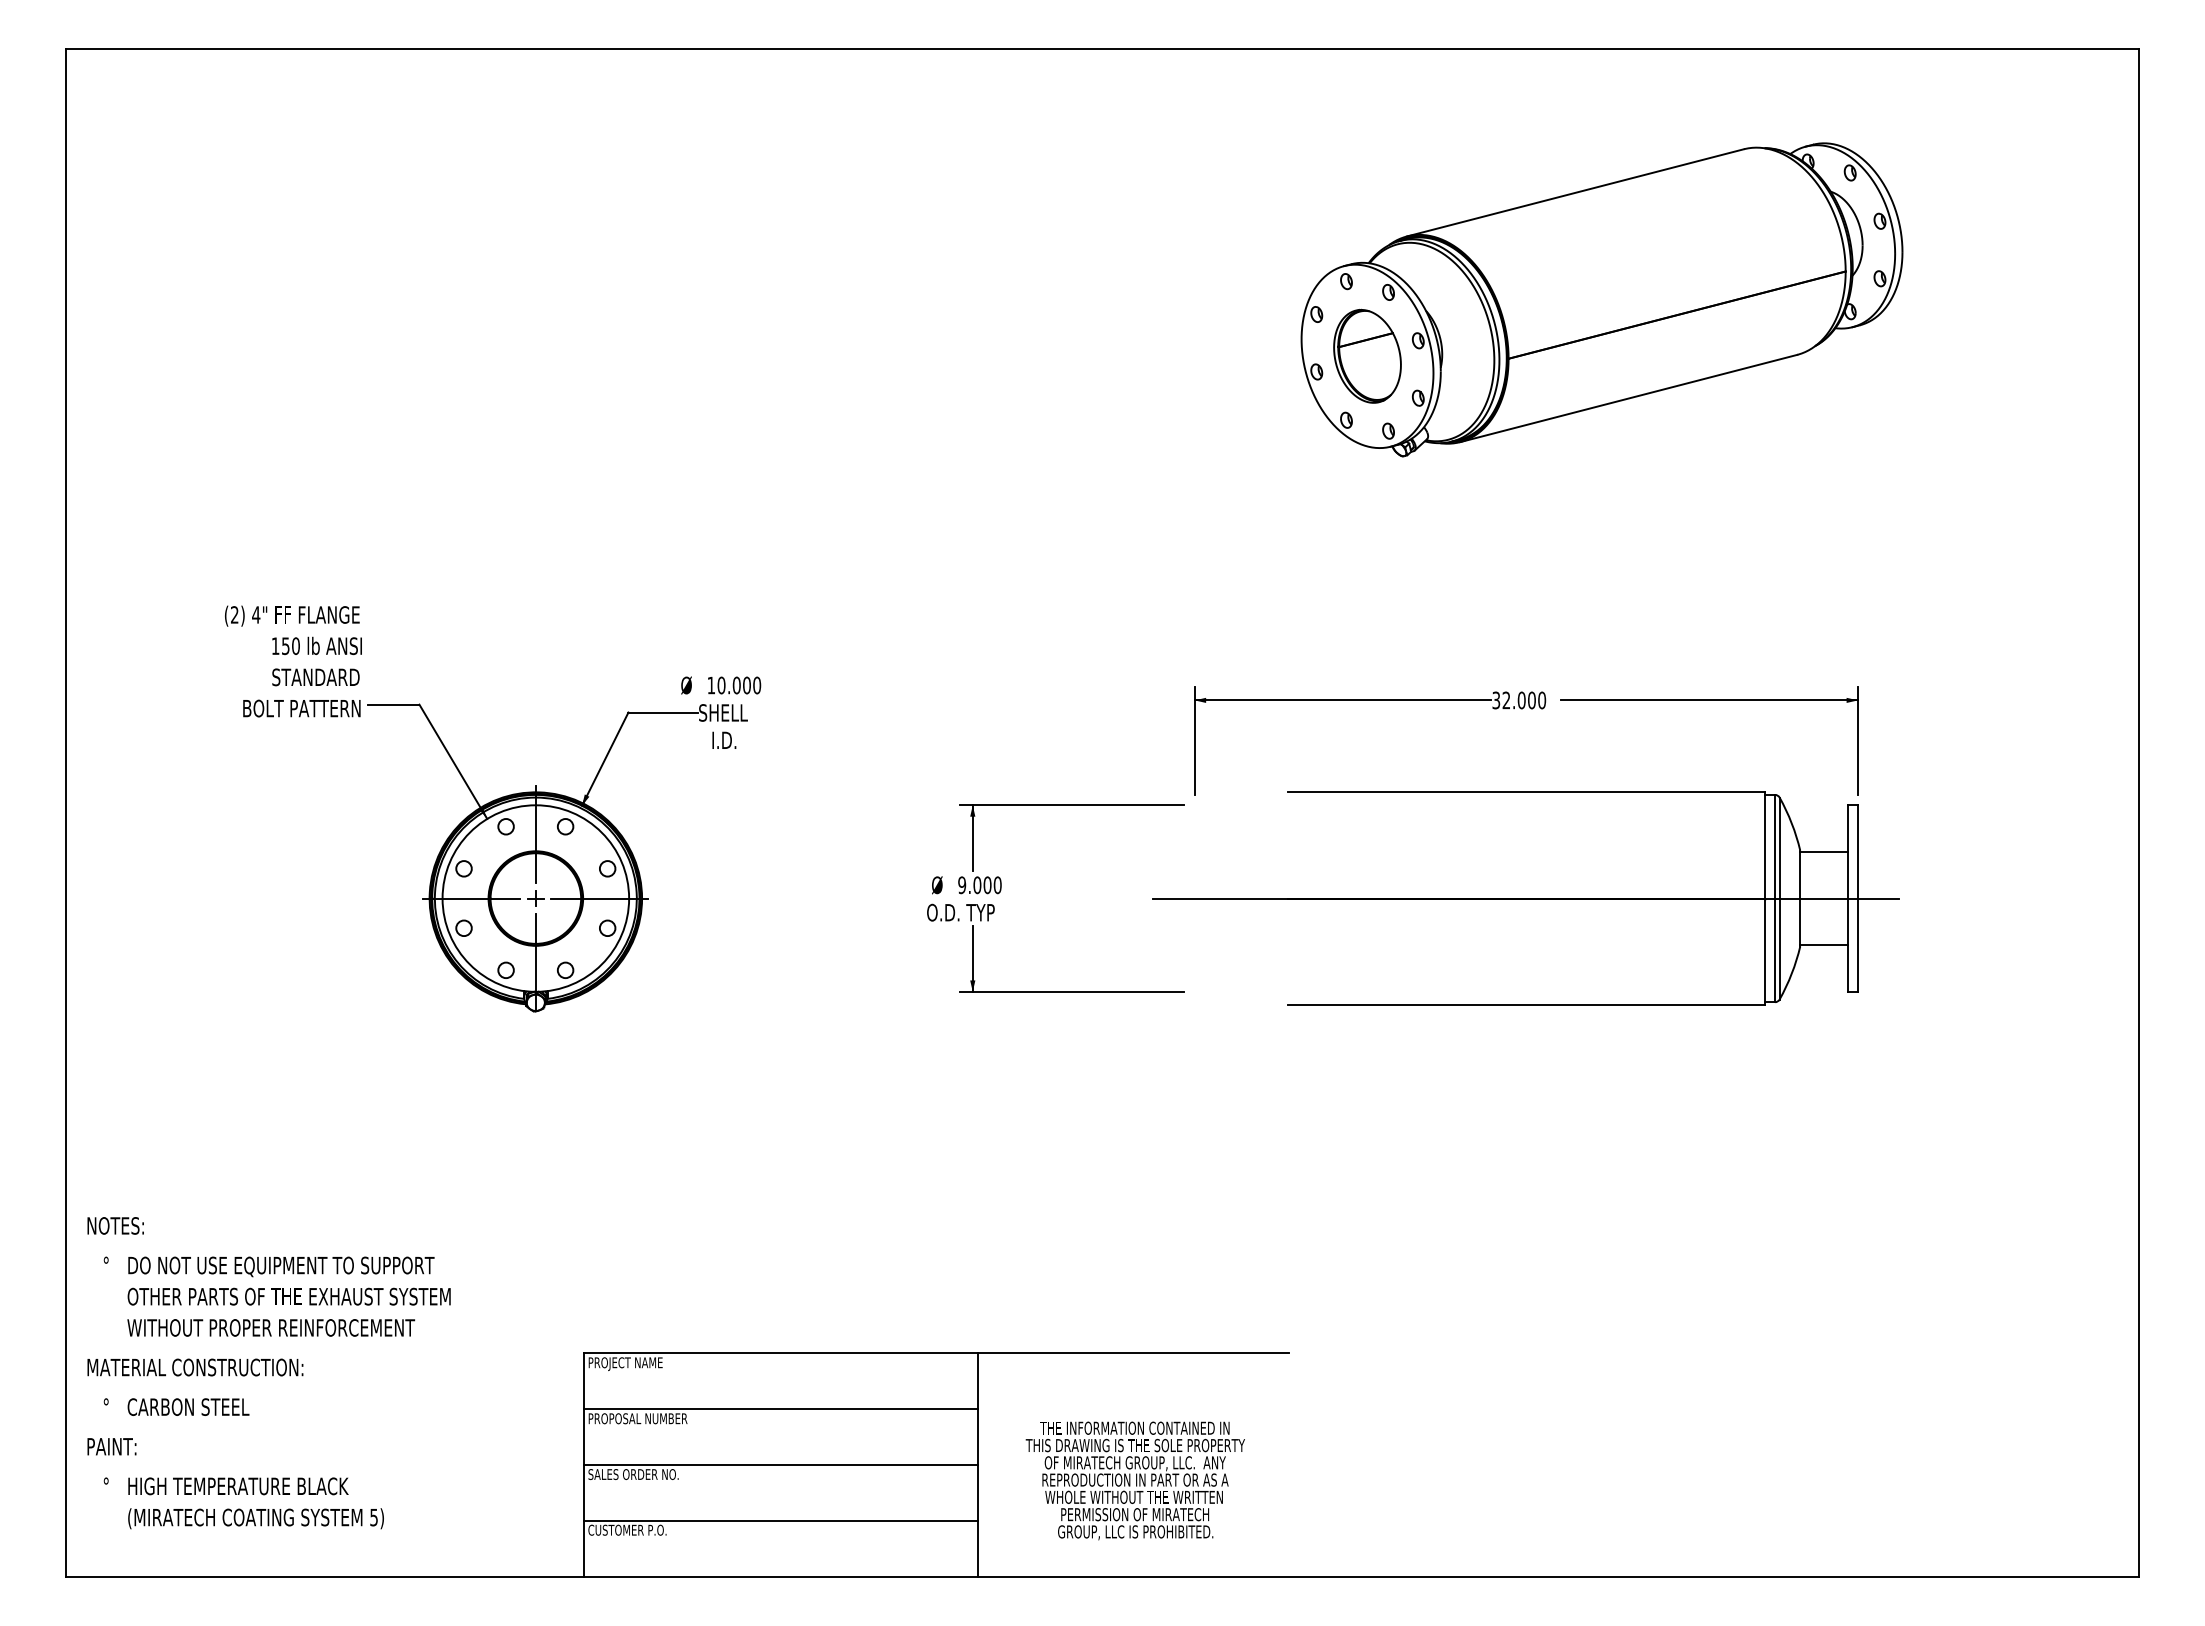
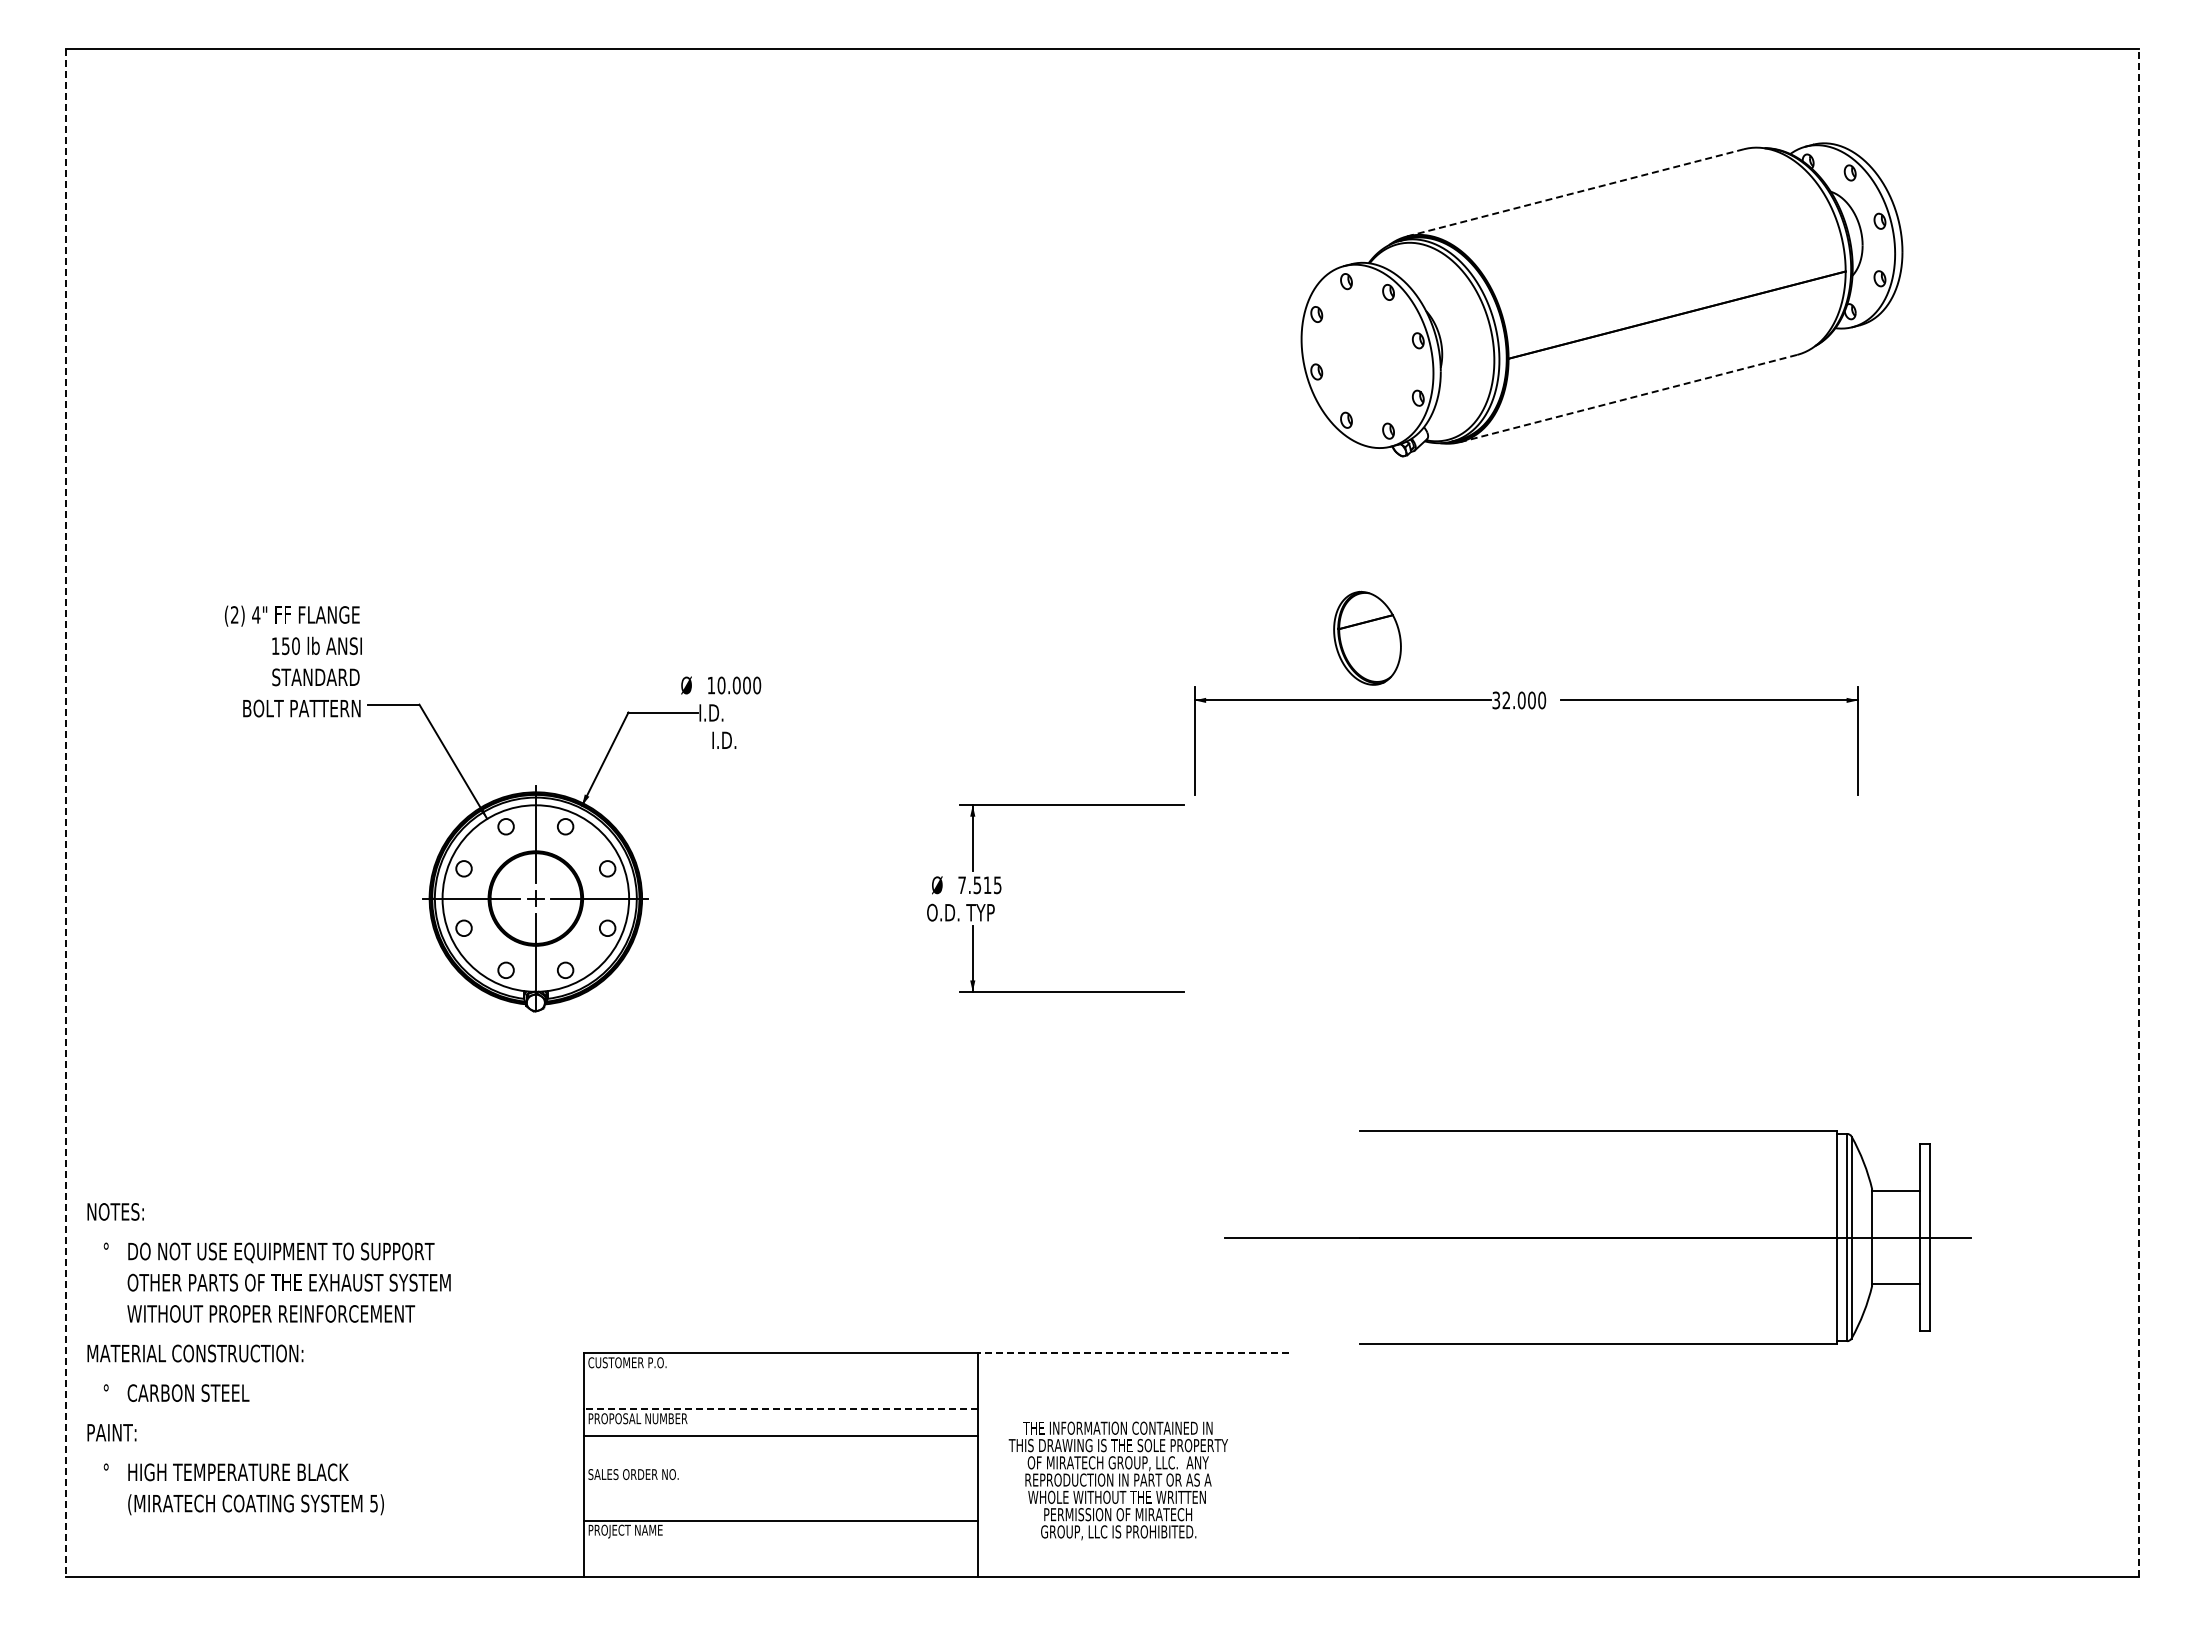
line: solid -> dashed (1574, 193)
part position: (1367, 355) -> (1367, 637) (1367, 637)
line: solid -> dashed (1629, 398)
text: SHELL -> I.D. (723, 712)
line: solid -> dashed (2138, 812)
line: solid -> dashed (66, 813)
text: 9.000 -> 7.515 (979, 885)
part position: (1525, 898) -> (1597, 1237) (1597, 1237)
line: solid -> dashed (1133, 1353)
text: PROJECT NAME -> CUSTOMER P.O. (627, 1364)
text position: (268, 1373) -> (268, 1359) (268, 1359)
line: solid -> dashed (781, 1409)
line position: (781, 1465) -> (781, 1436) (781, 1436)
text position: (1134, 1480) -> (1117, 1480) (1117, 1480)
text: CUSTOMER P.O. -> PROJECT NAME (627, 1531)
